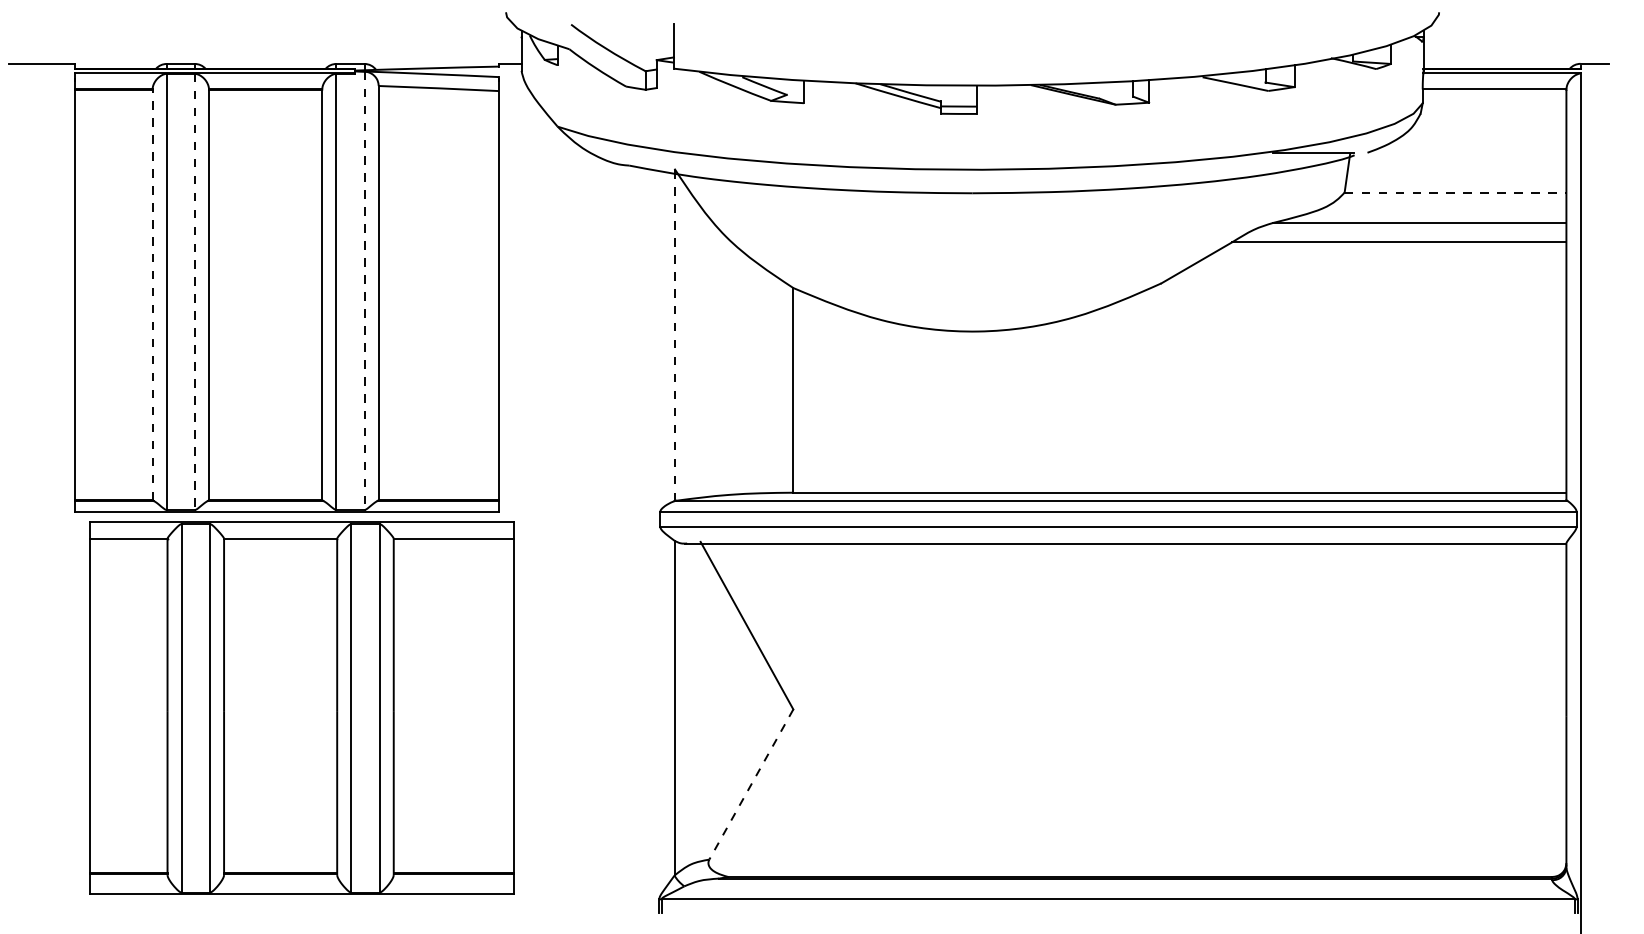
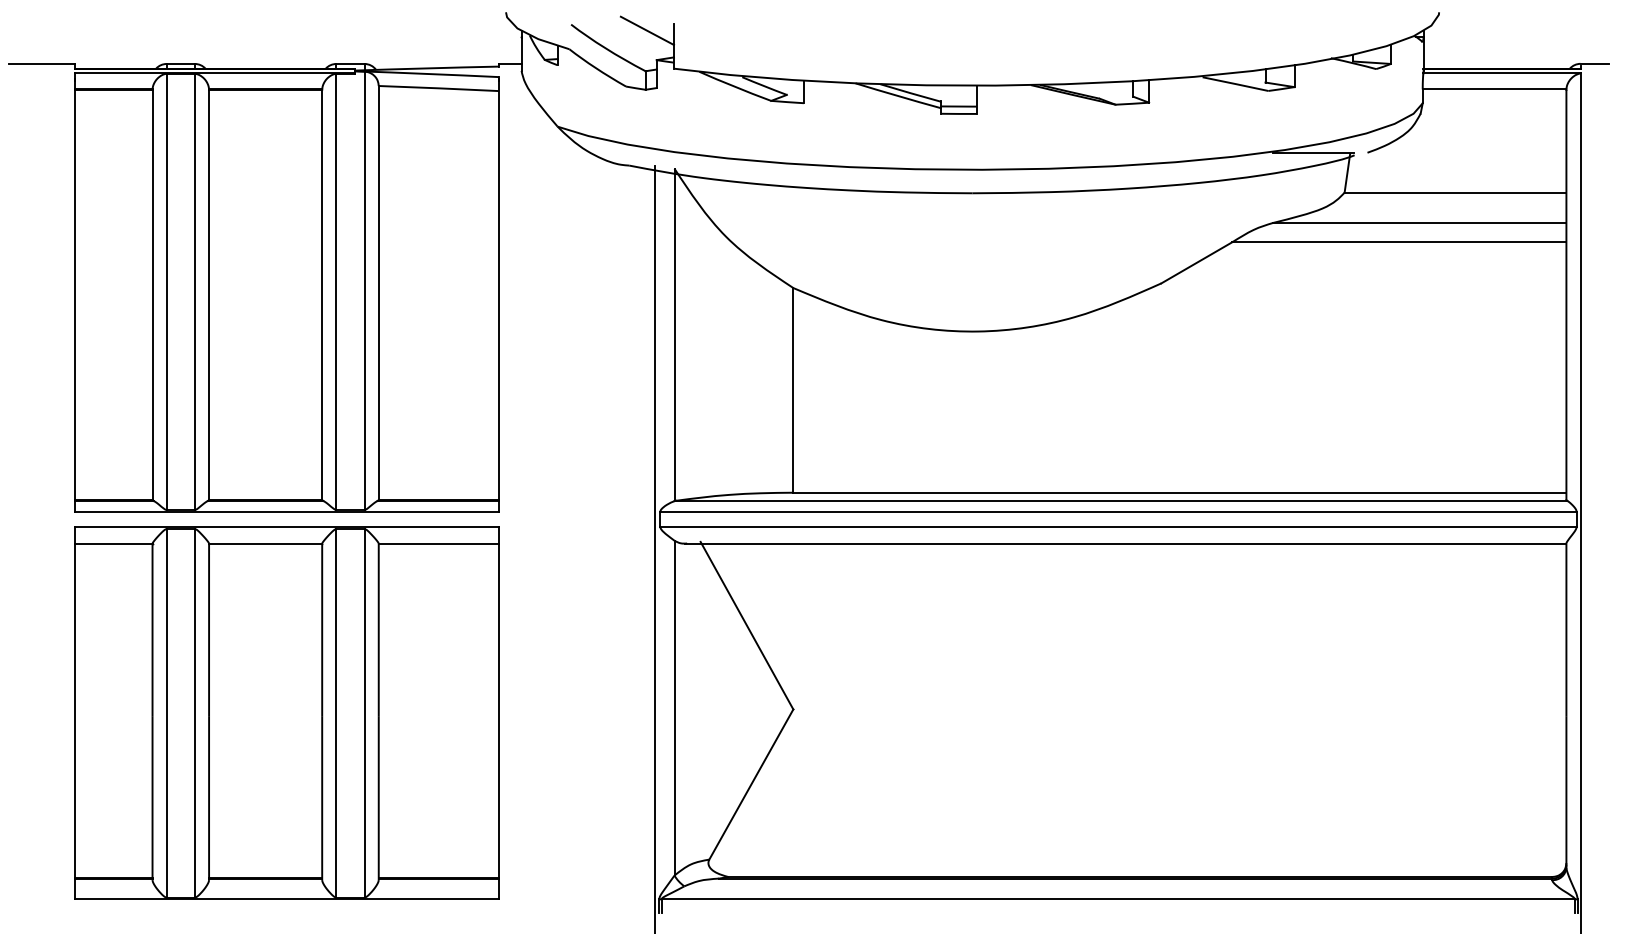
line: none -> present (647, 30)
line: dashed -> solid (1455, 192)
line: dashed -> solid (364, 291)
line: dashed -> solid (194, 292)
line: dashed -> solid (152, 295)
line: dashed -> solid (674, 334)
line: none -> present (654, 547)
part position: (301, 707) -> (286, 712) (286, 712)
line: dashed -> solid (751, 784)
